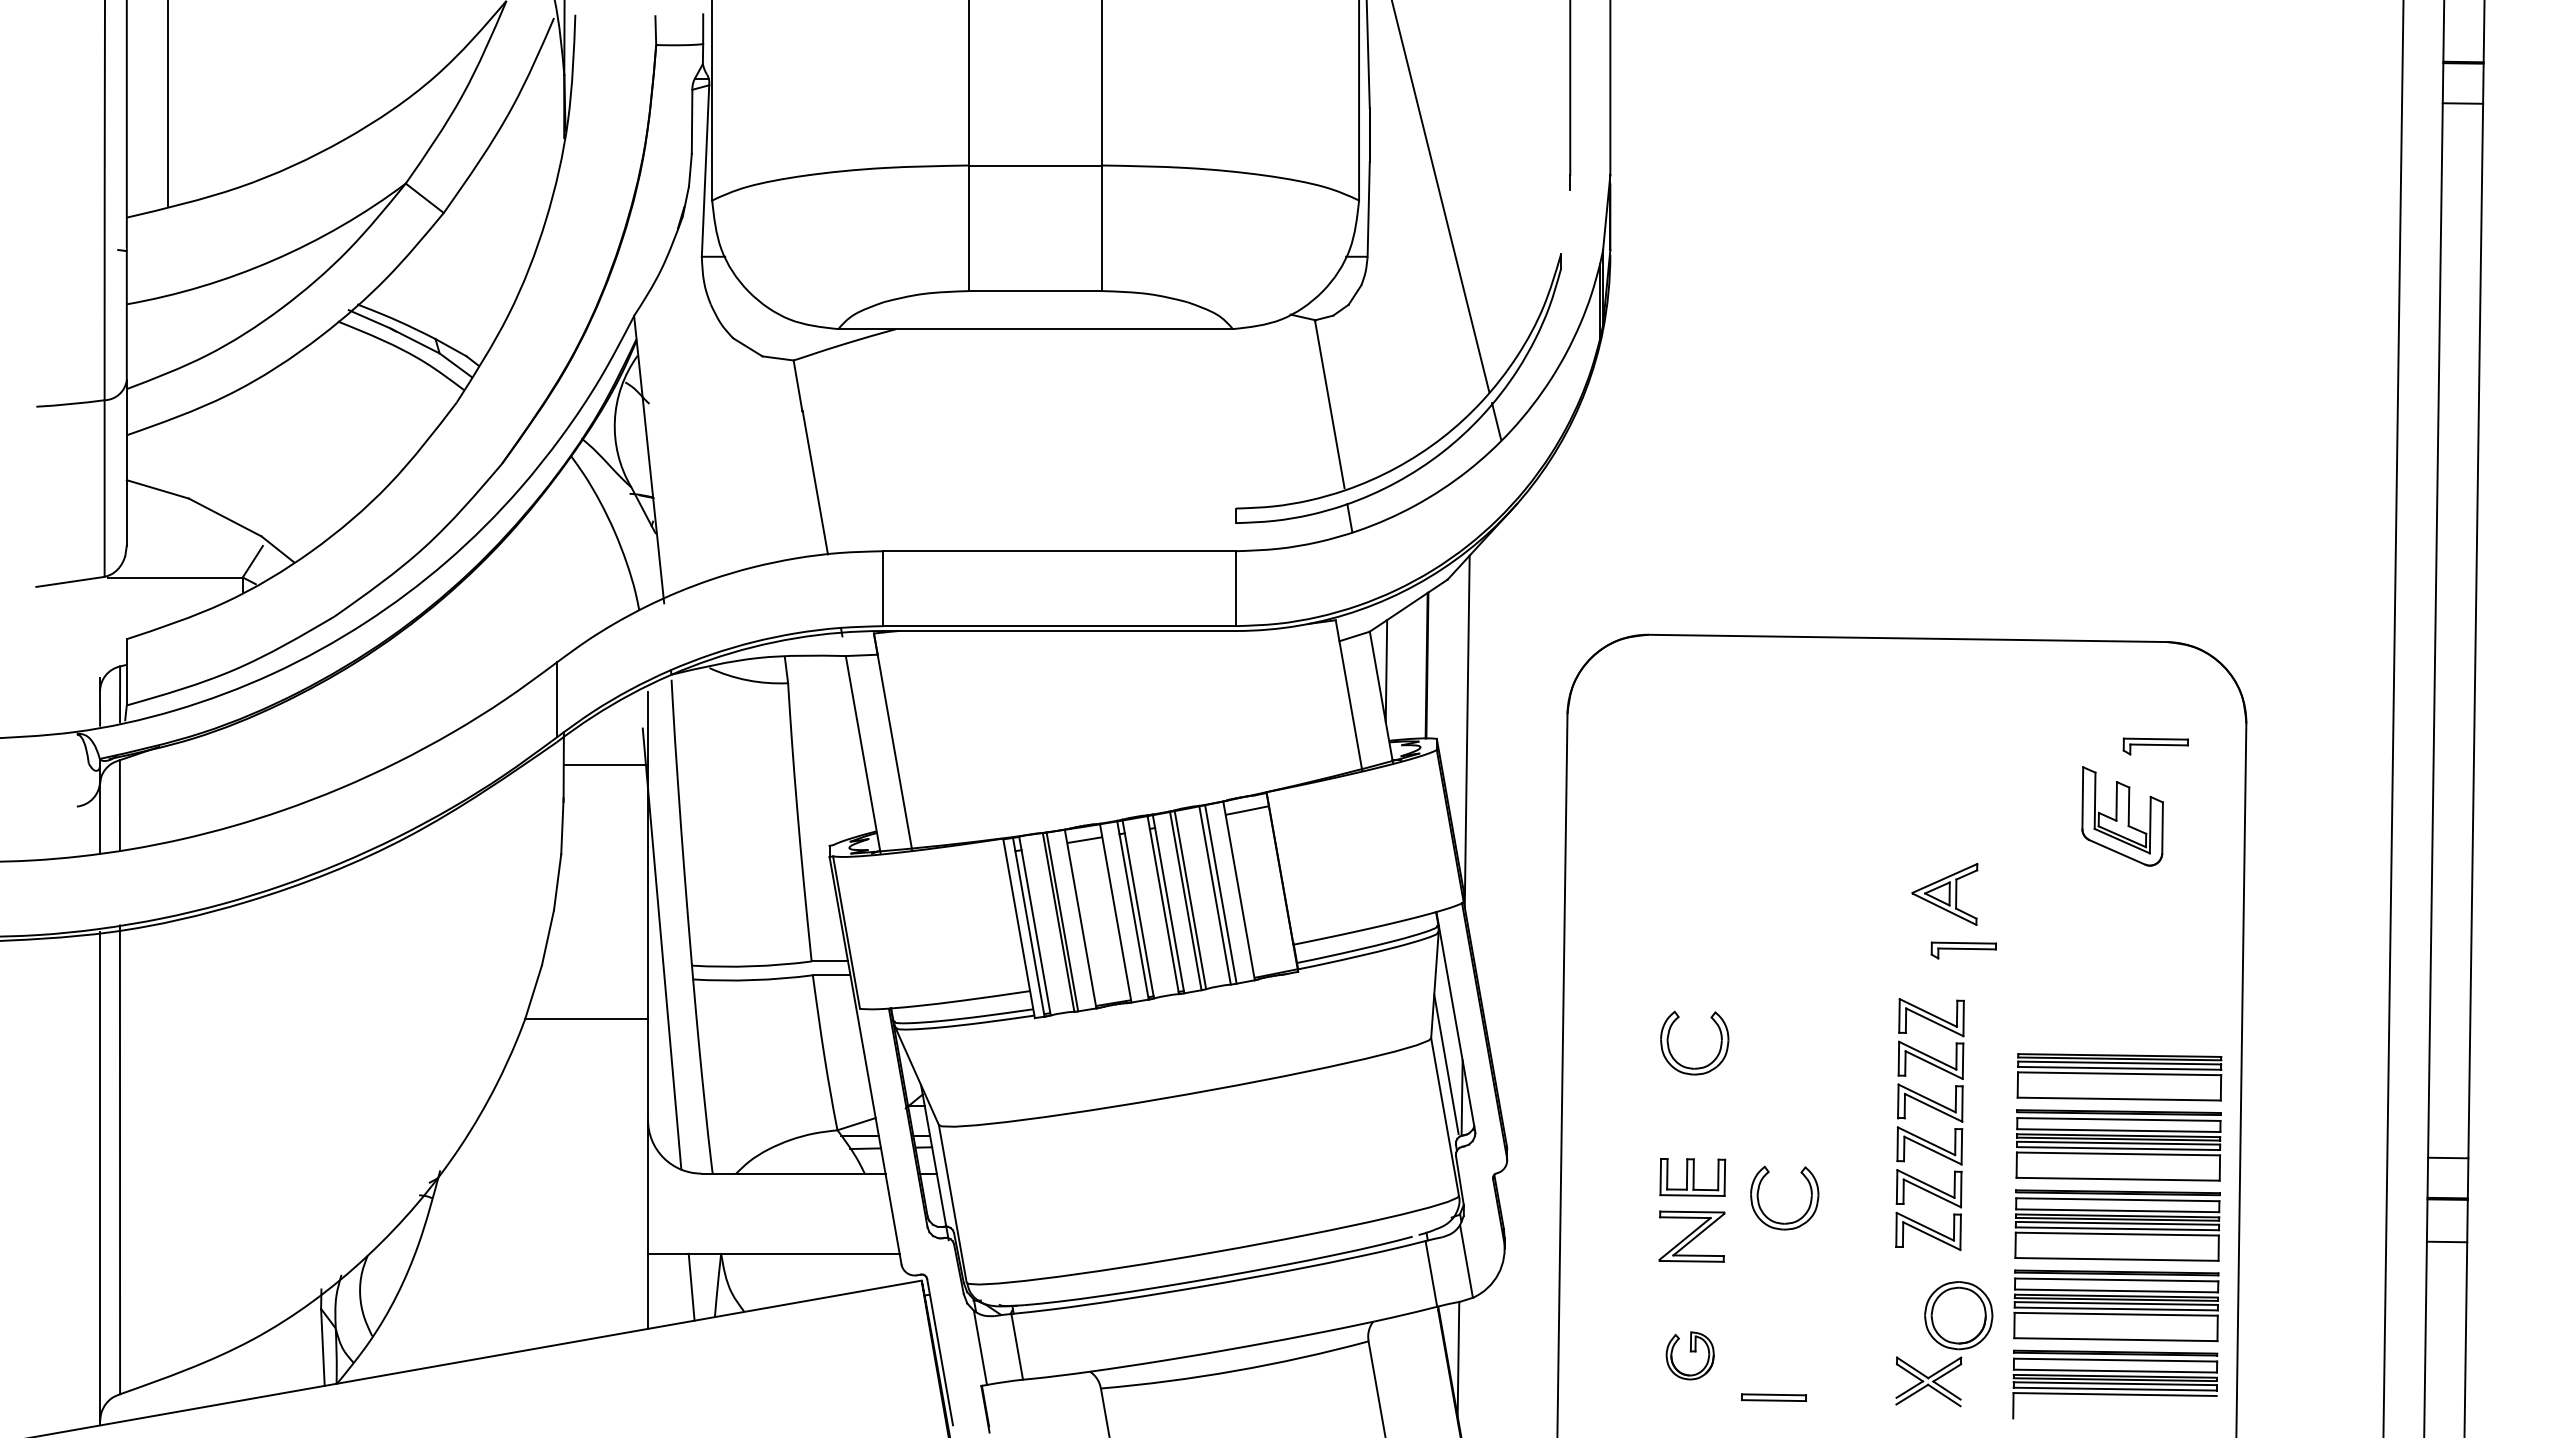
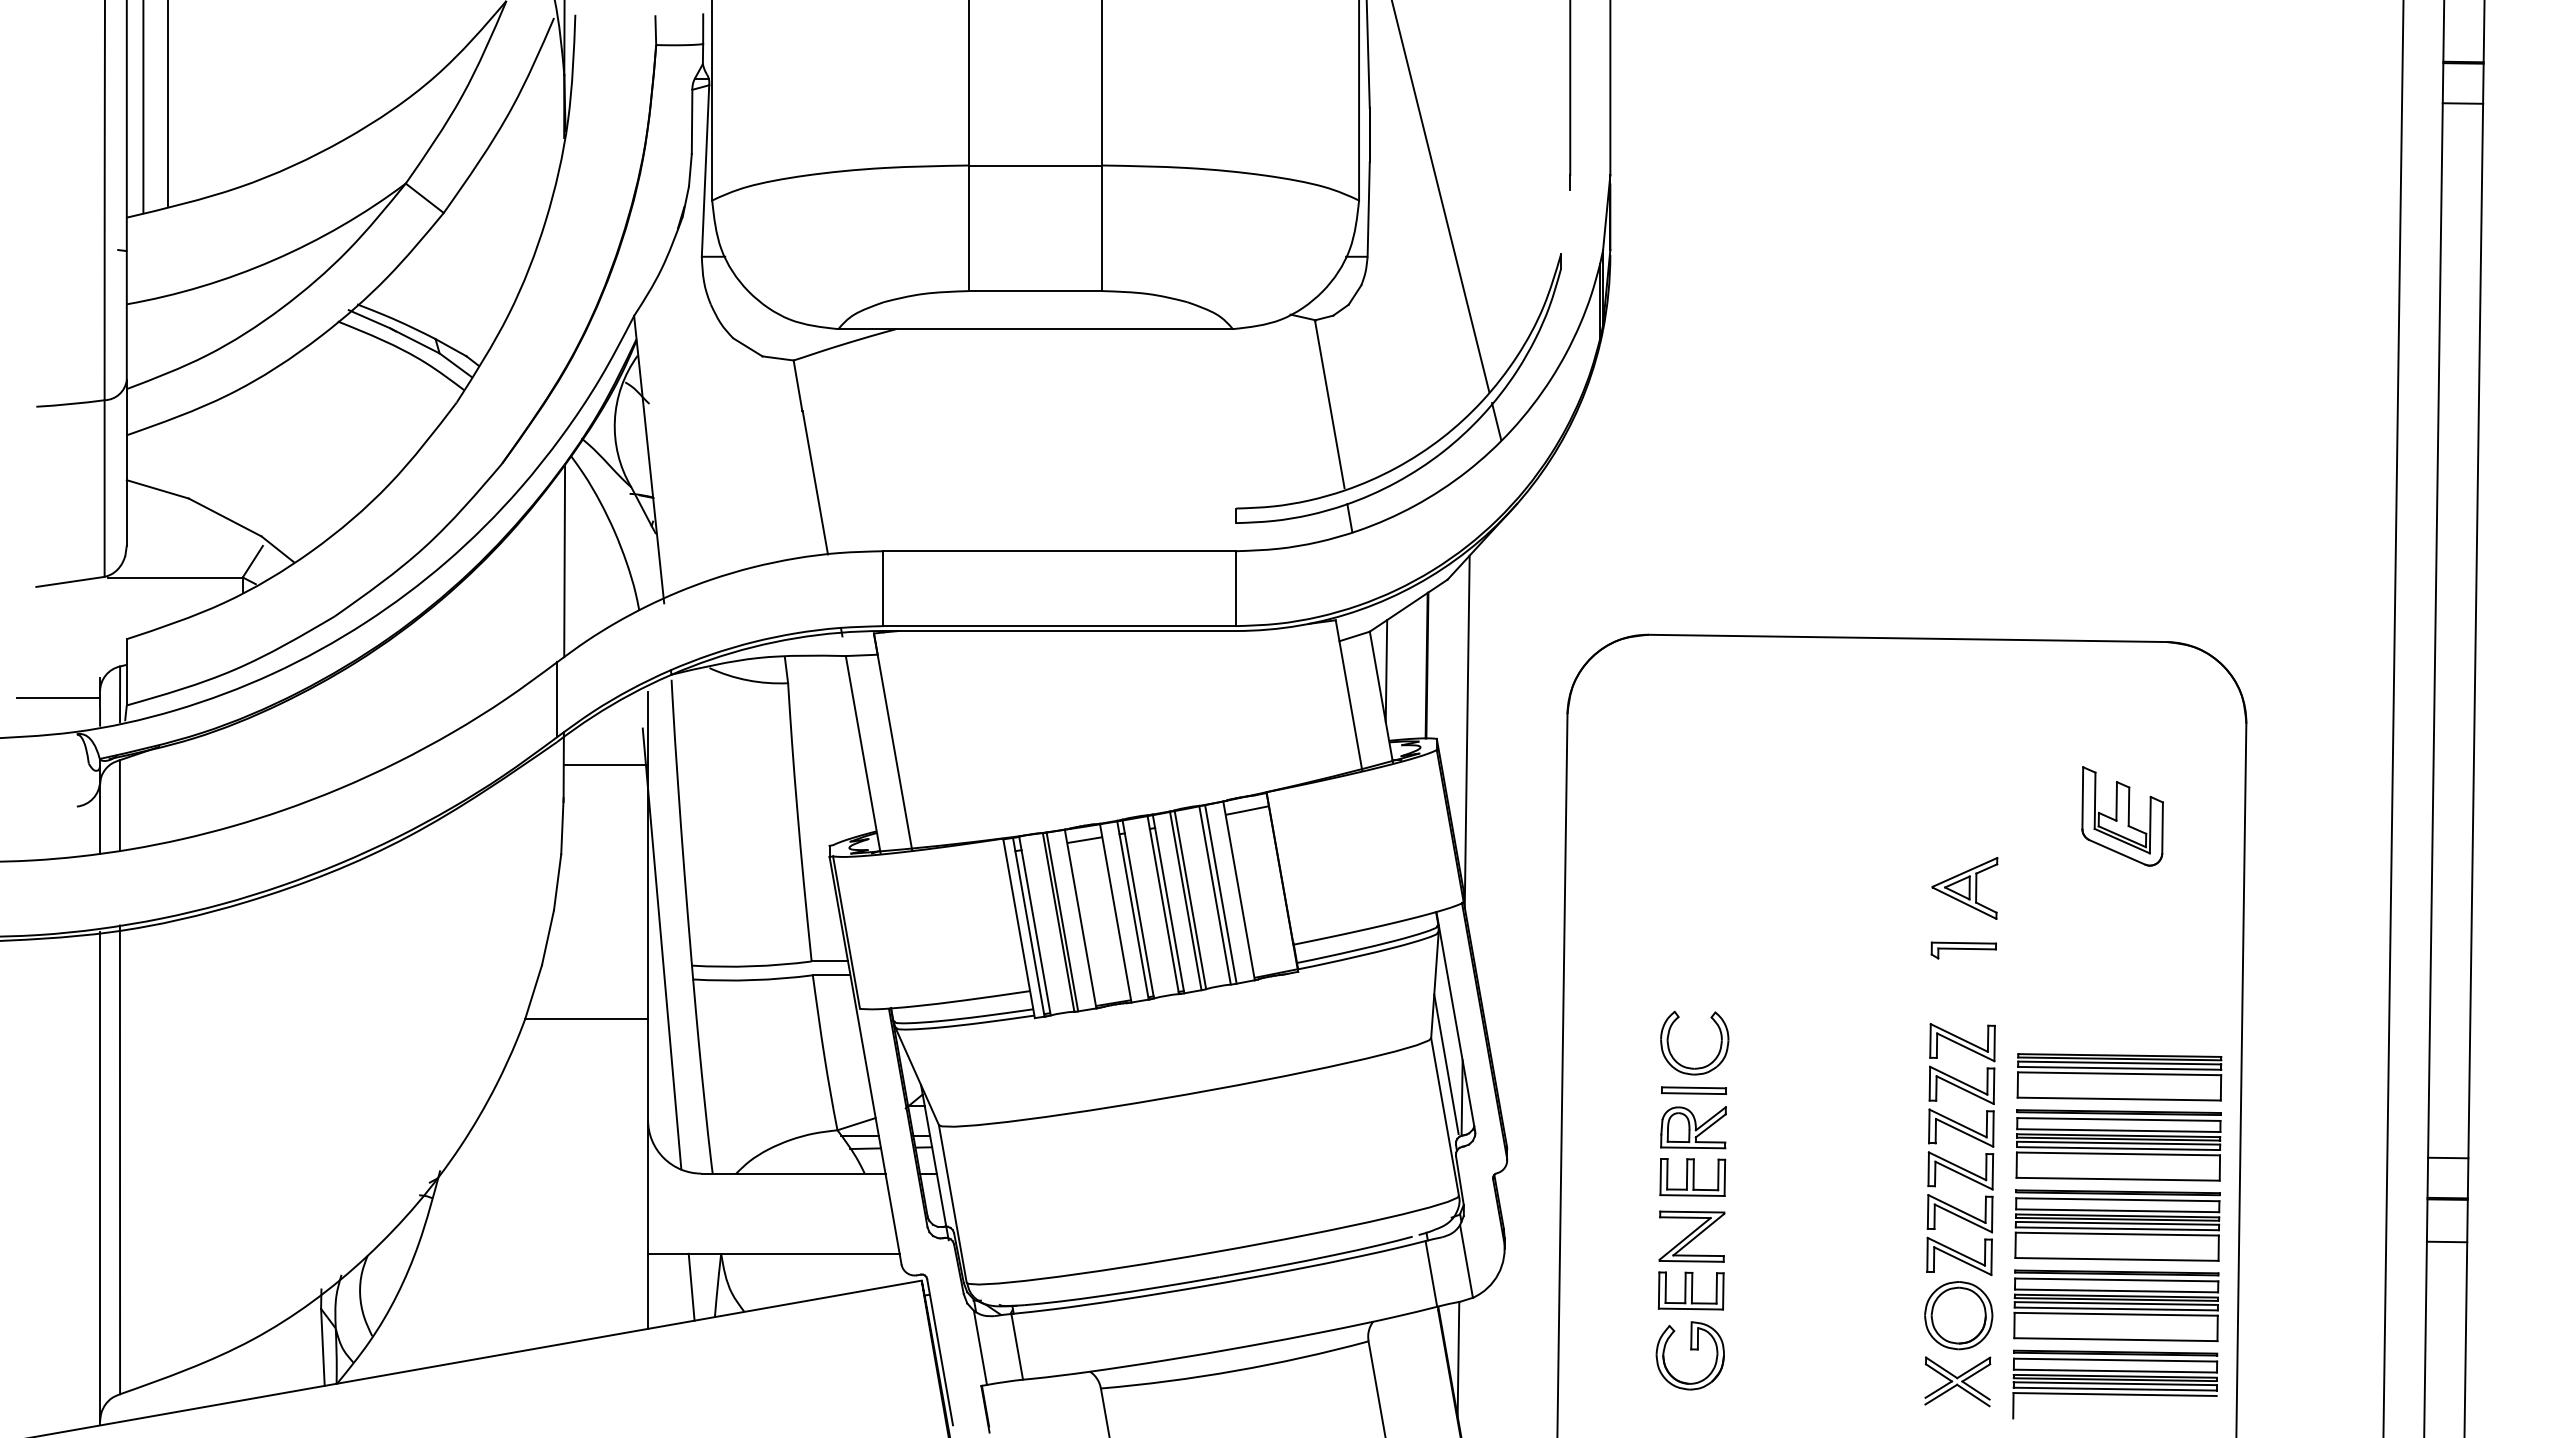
line: none -> present (143, 107)
line: none -> present (564, 560)
line: none -> present (58, 697)
part: present -> none (2155, 746)
part position: (1944, 894) -> (1964, 888) (1964, 888)
part: none -> present (1693, 1127)
part position: (1923, 1138) -> (1954, 1163) (1954, 1163)
part: present -> none (1783, 1222)
part: none -> present (1690, 1290)
part size: 50x50 px -> 70x70 px (1689, 1355)
part position: (1928, 1381) -> (1957, 1381) (1957, 1381)
part position: (1773, 1397) -> (1693, 1090) (1693, 1090)
